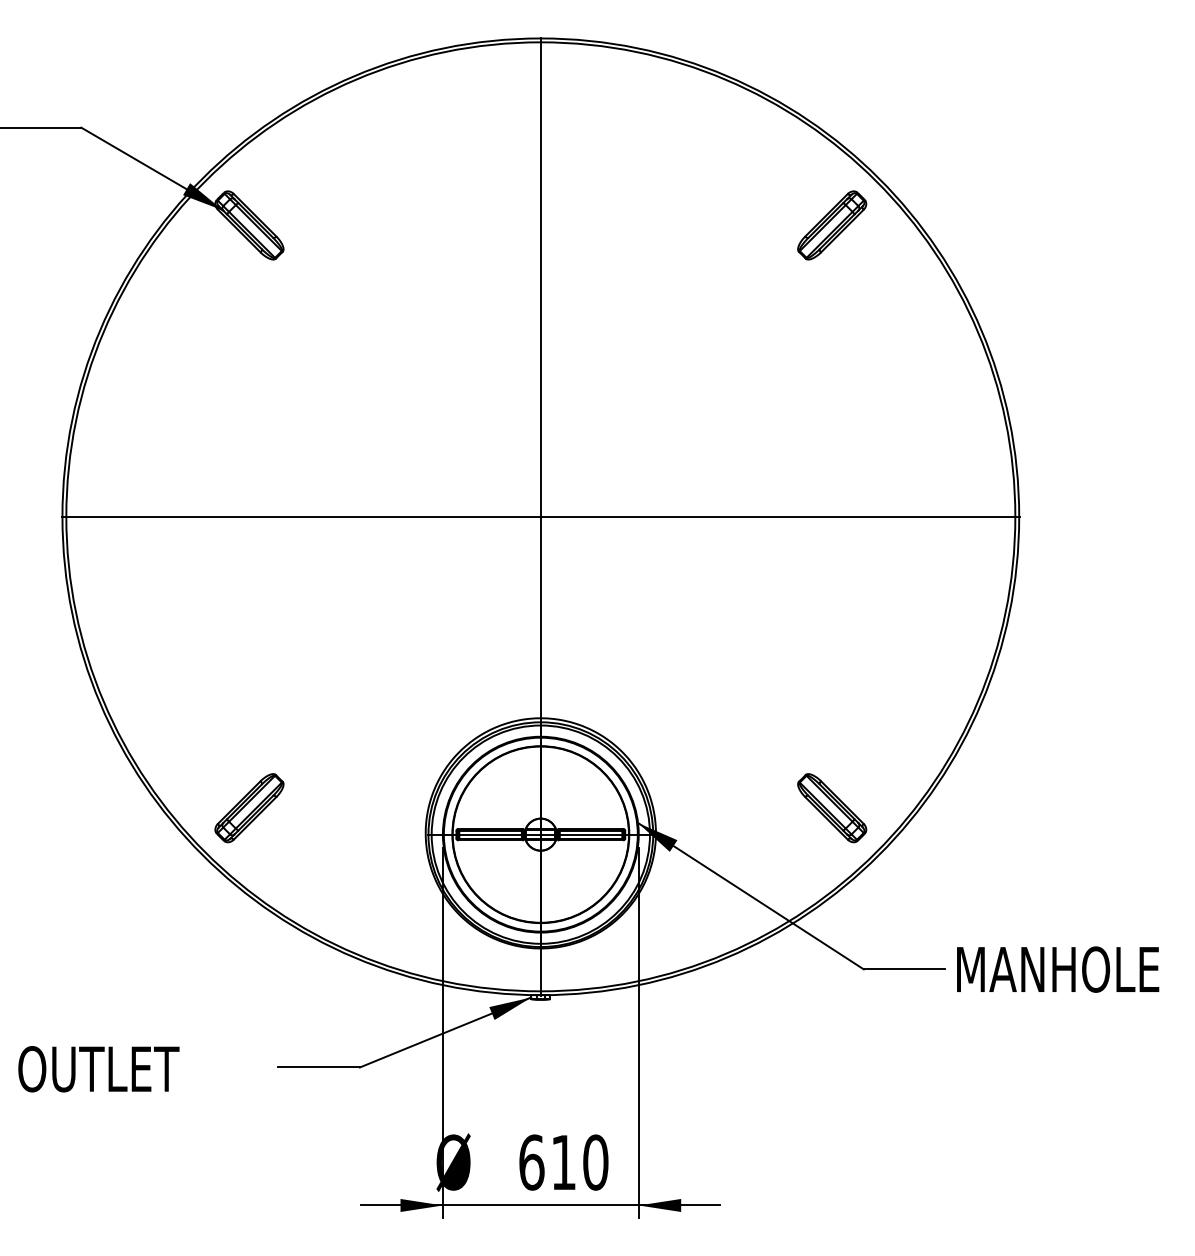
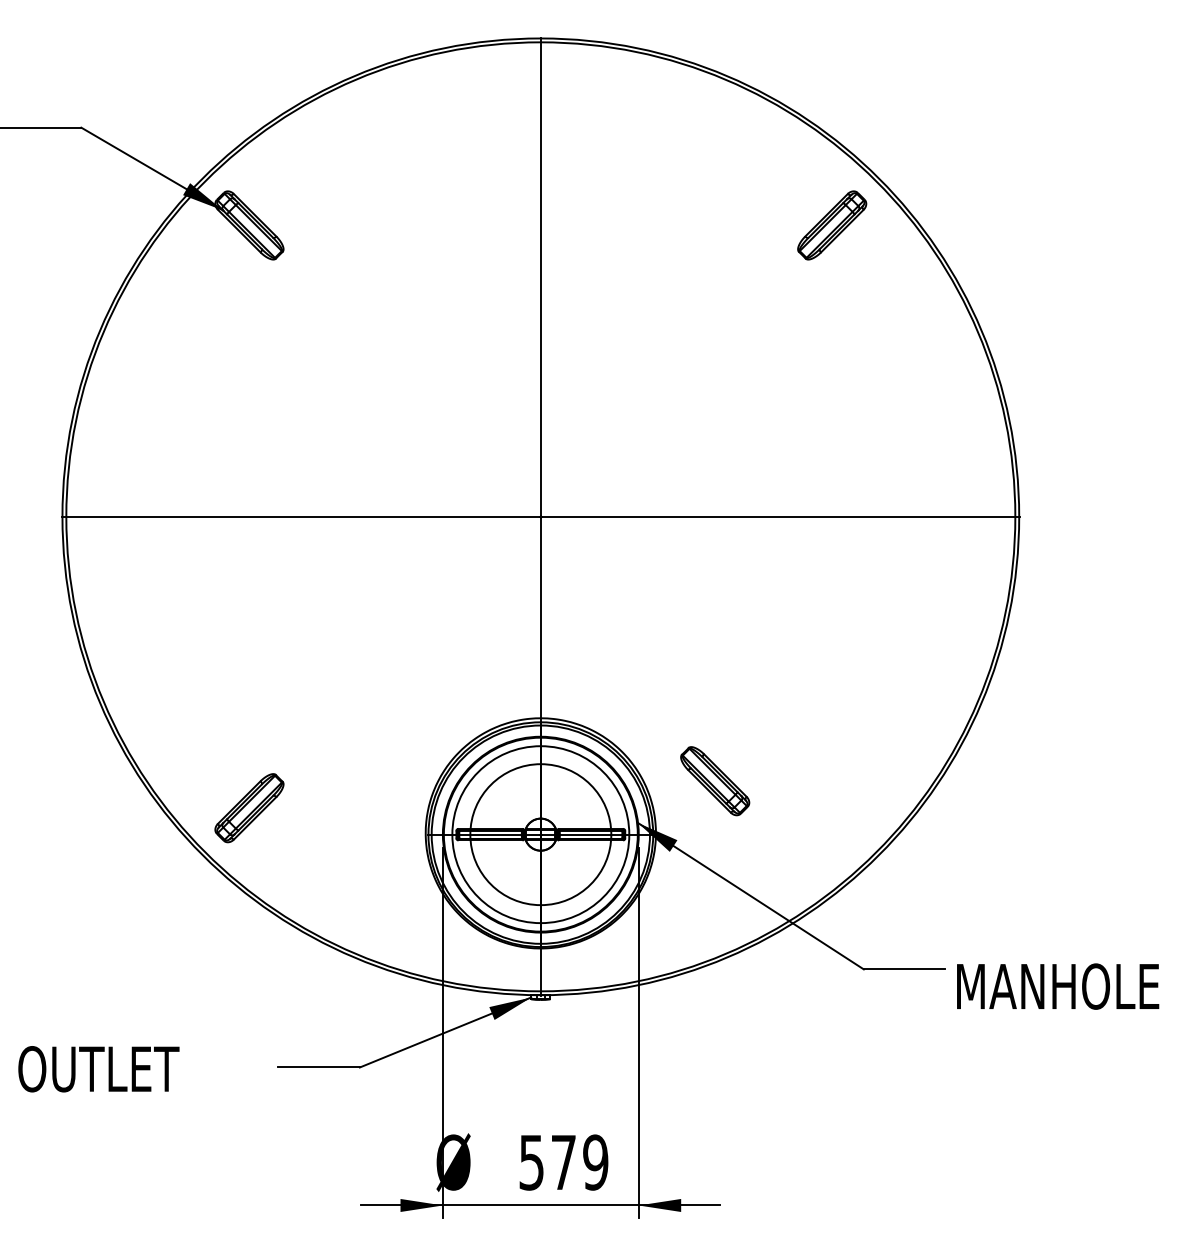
part position: (832, 808) -> (715, 781) (715, 781)
circle diameter: 176 px -> 141 px (540, 834)
text position: (1058, 969) -> (1058, 986) (1058, 986)
text: 610 -> 579 (563, 1162)
